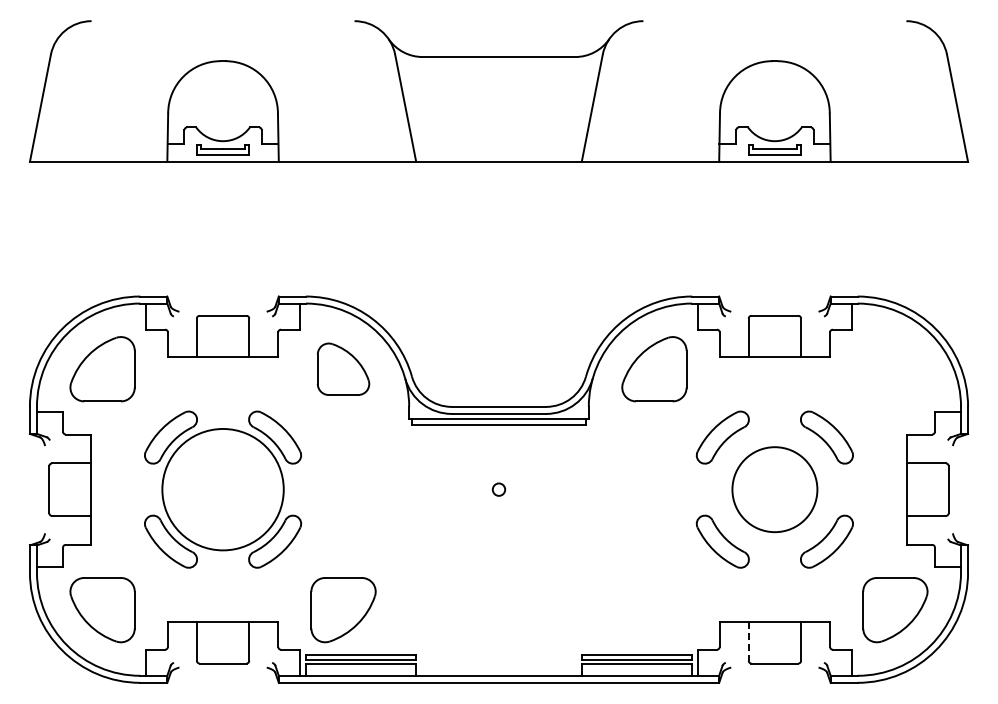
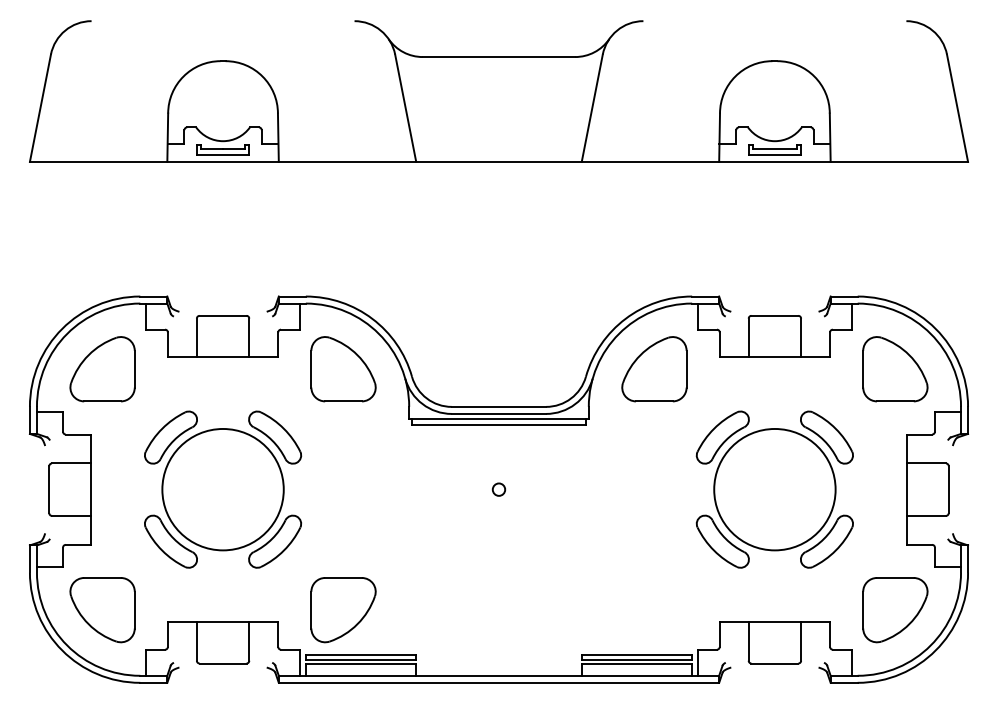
part size: 55x54 px -> 67x67 px (343, 369)
part: none -> present (895, 369)
circle diameter: 85 px -> 121 px (774, 489)
line: dashed -> solid (748, 641)
